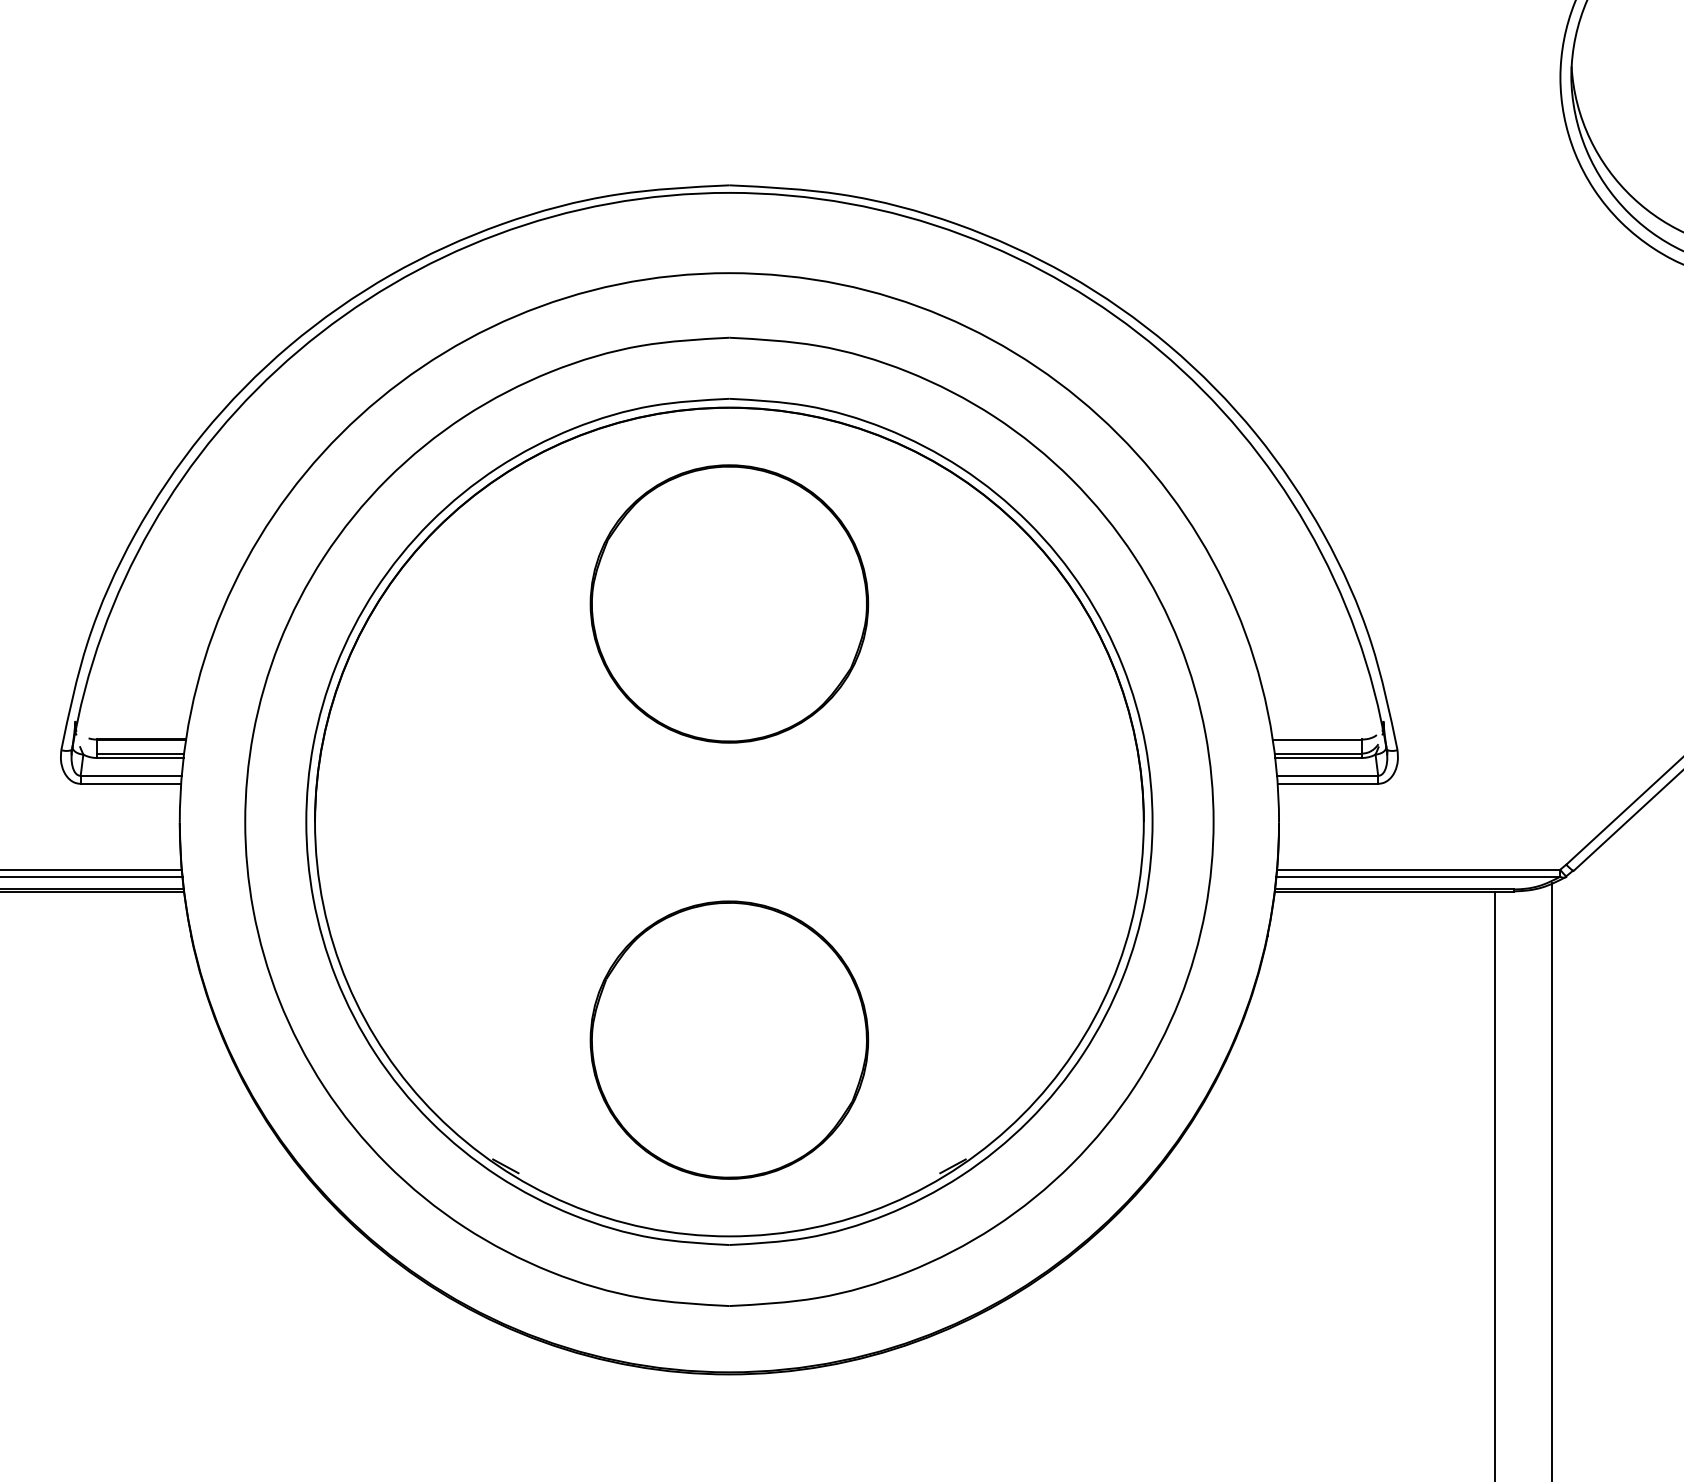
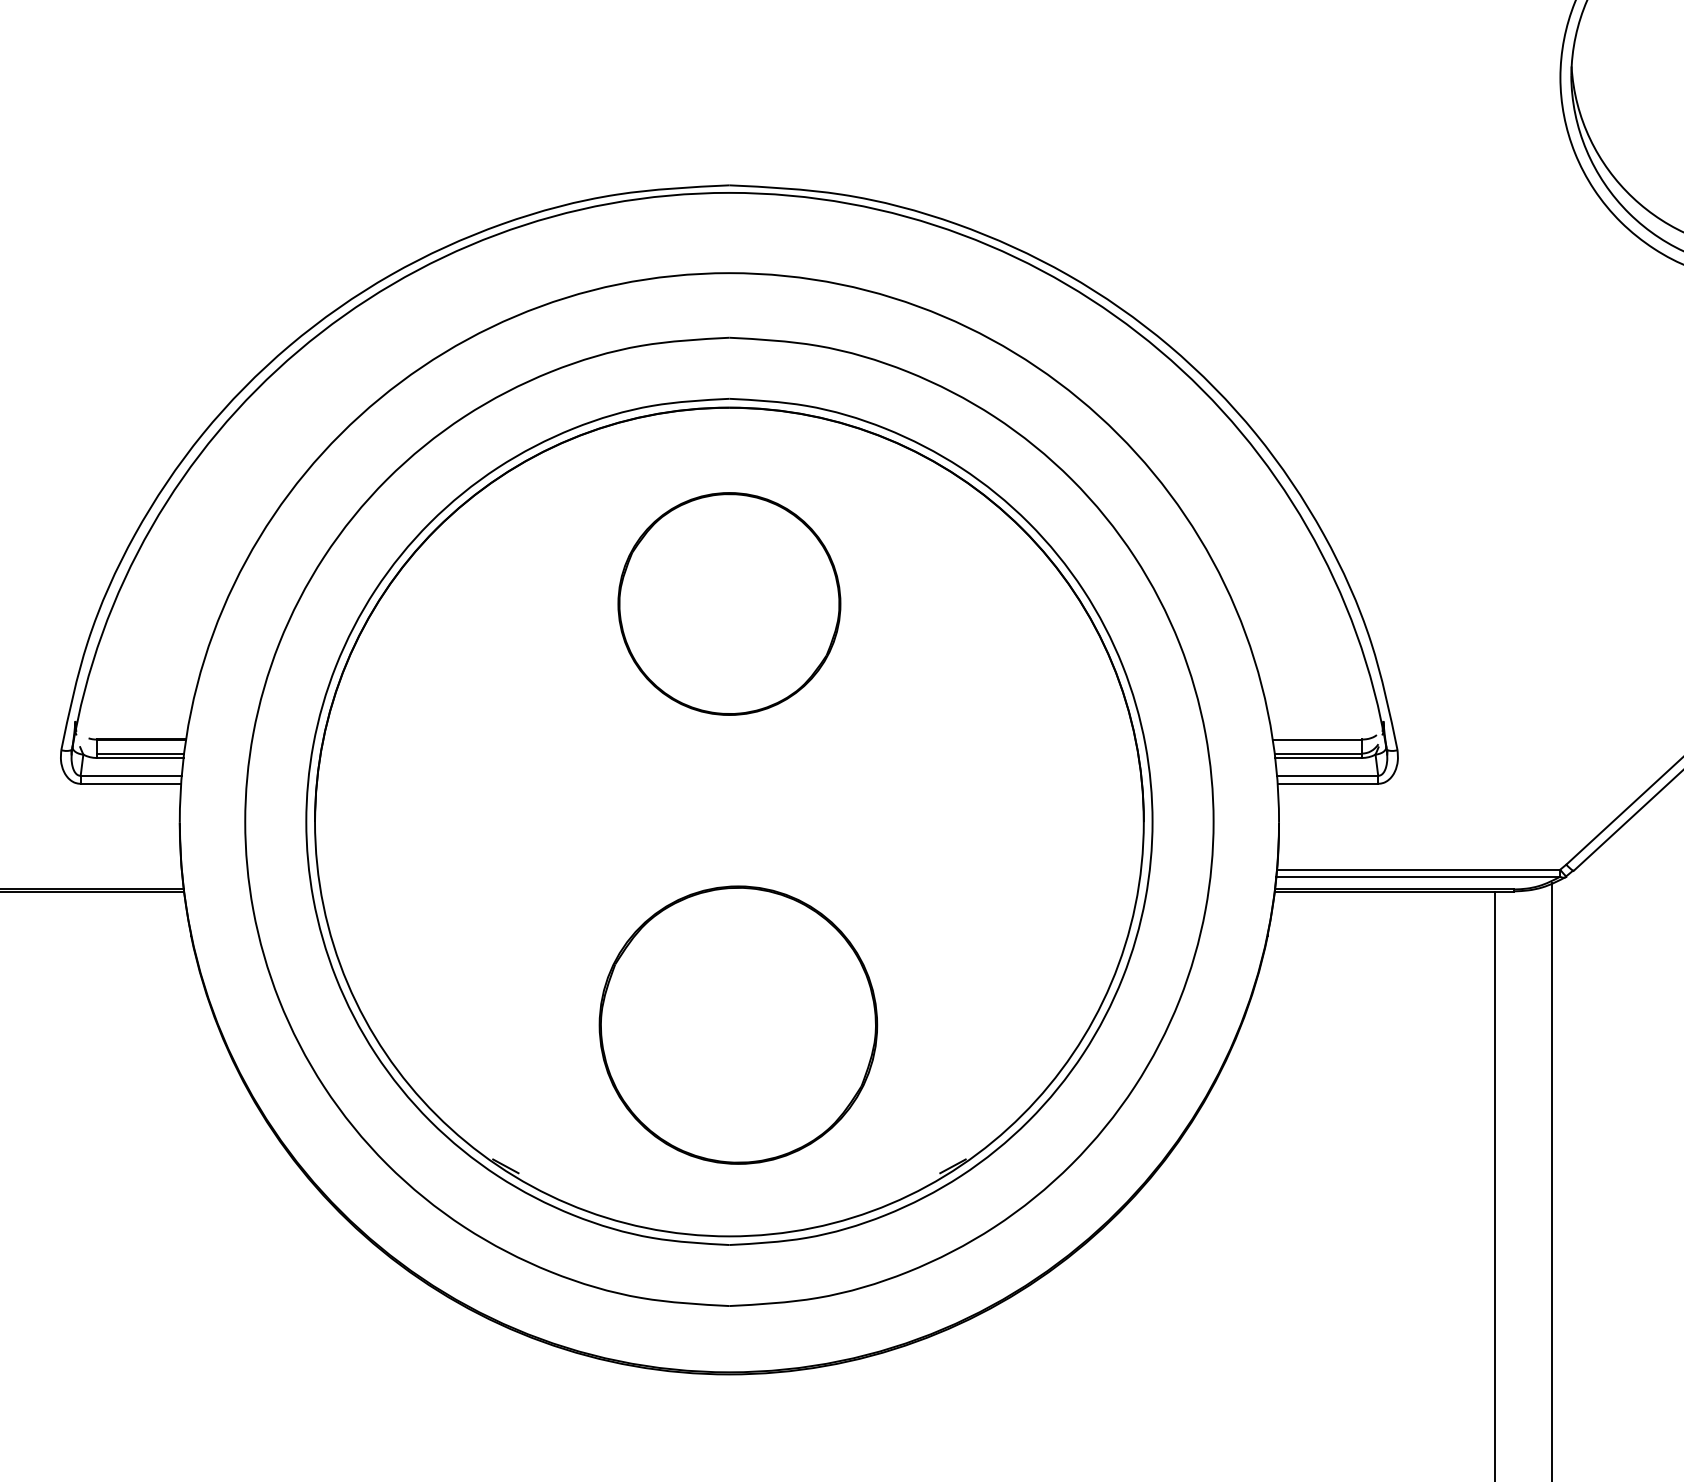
part size: 281x280 px -> 225x224 px (729, 603)
line: present -> none (92, 869)
line: present -> none (92, 876)
part position: (729, 1039) -> (738, 1024) (738, 1024)
